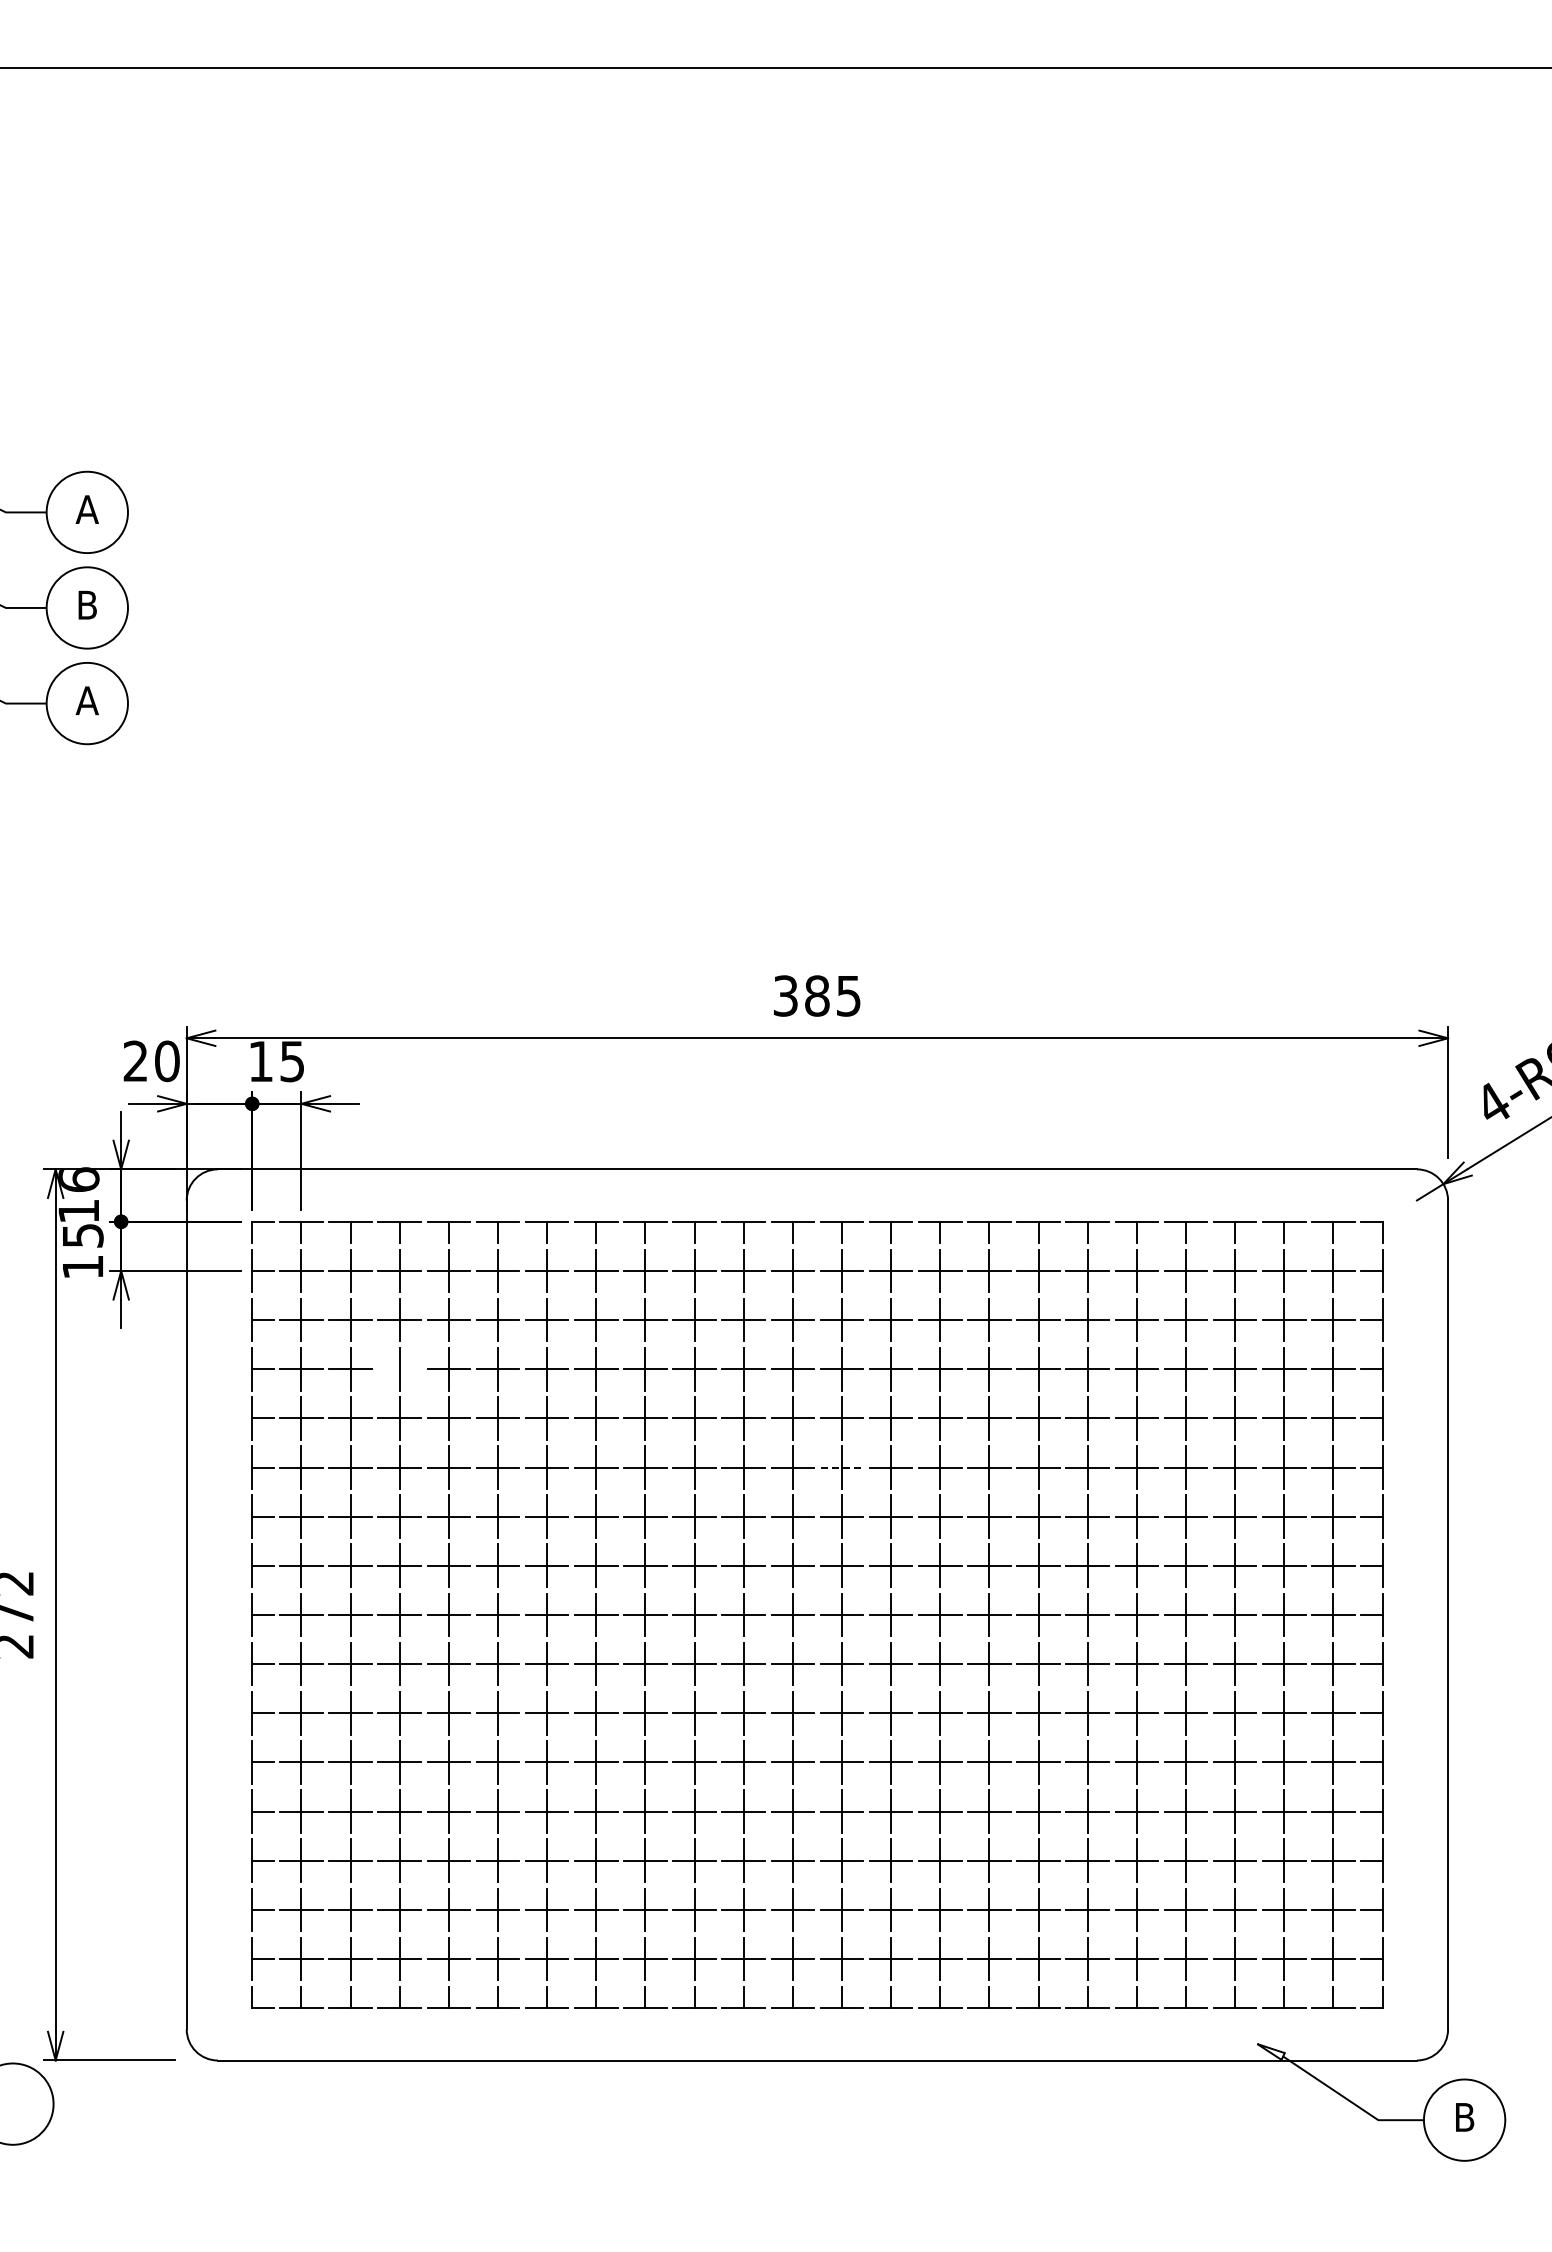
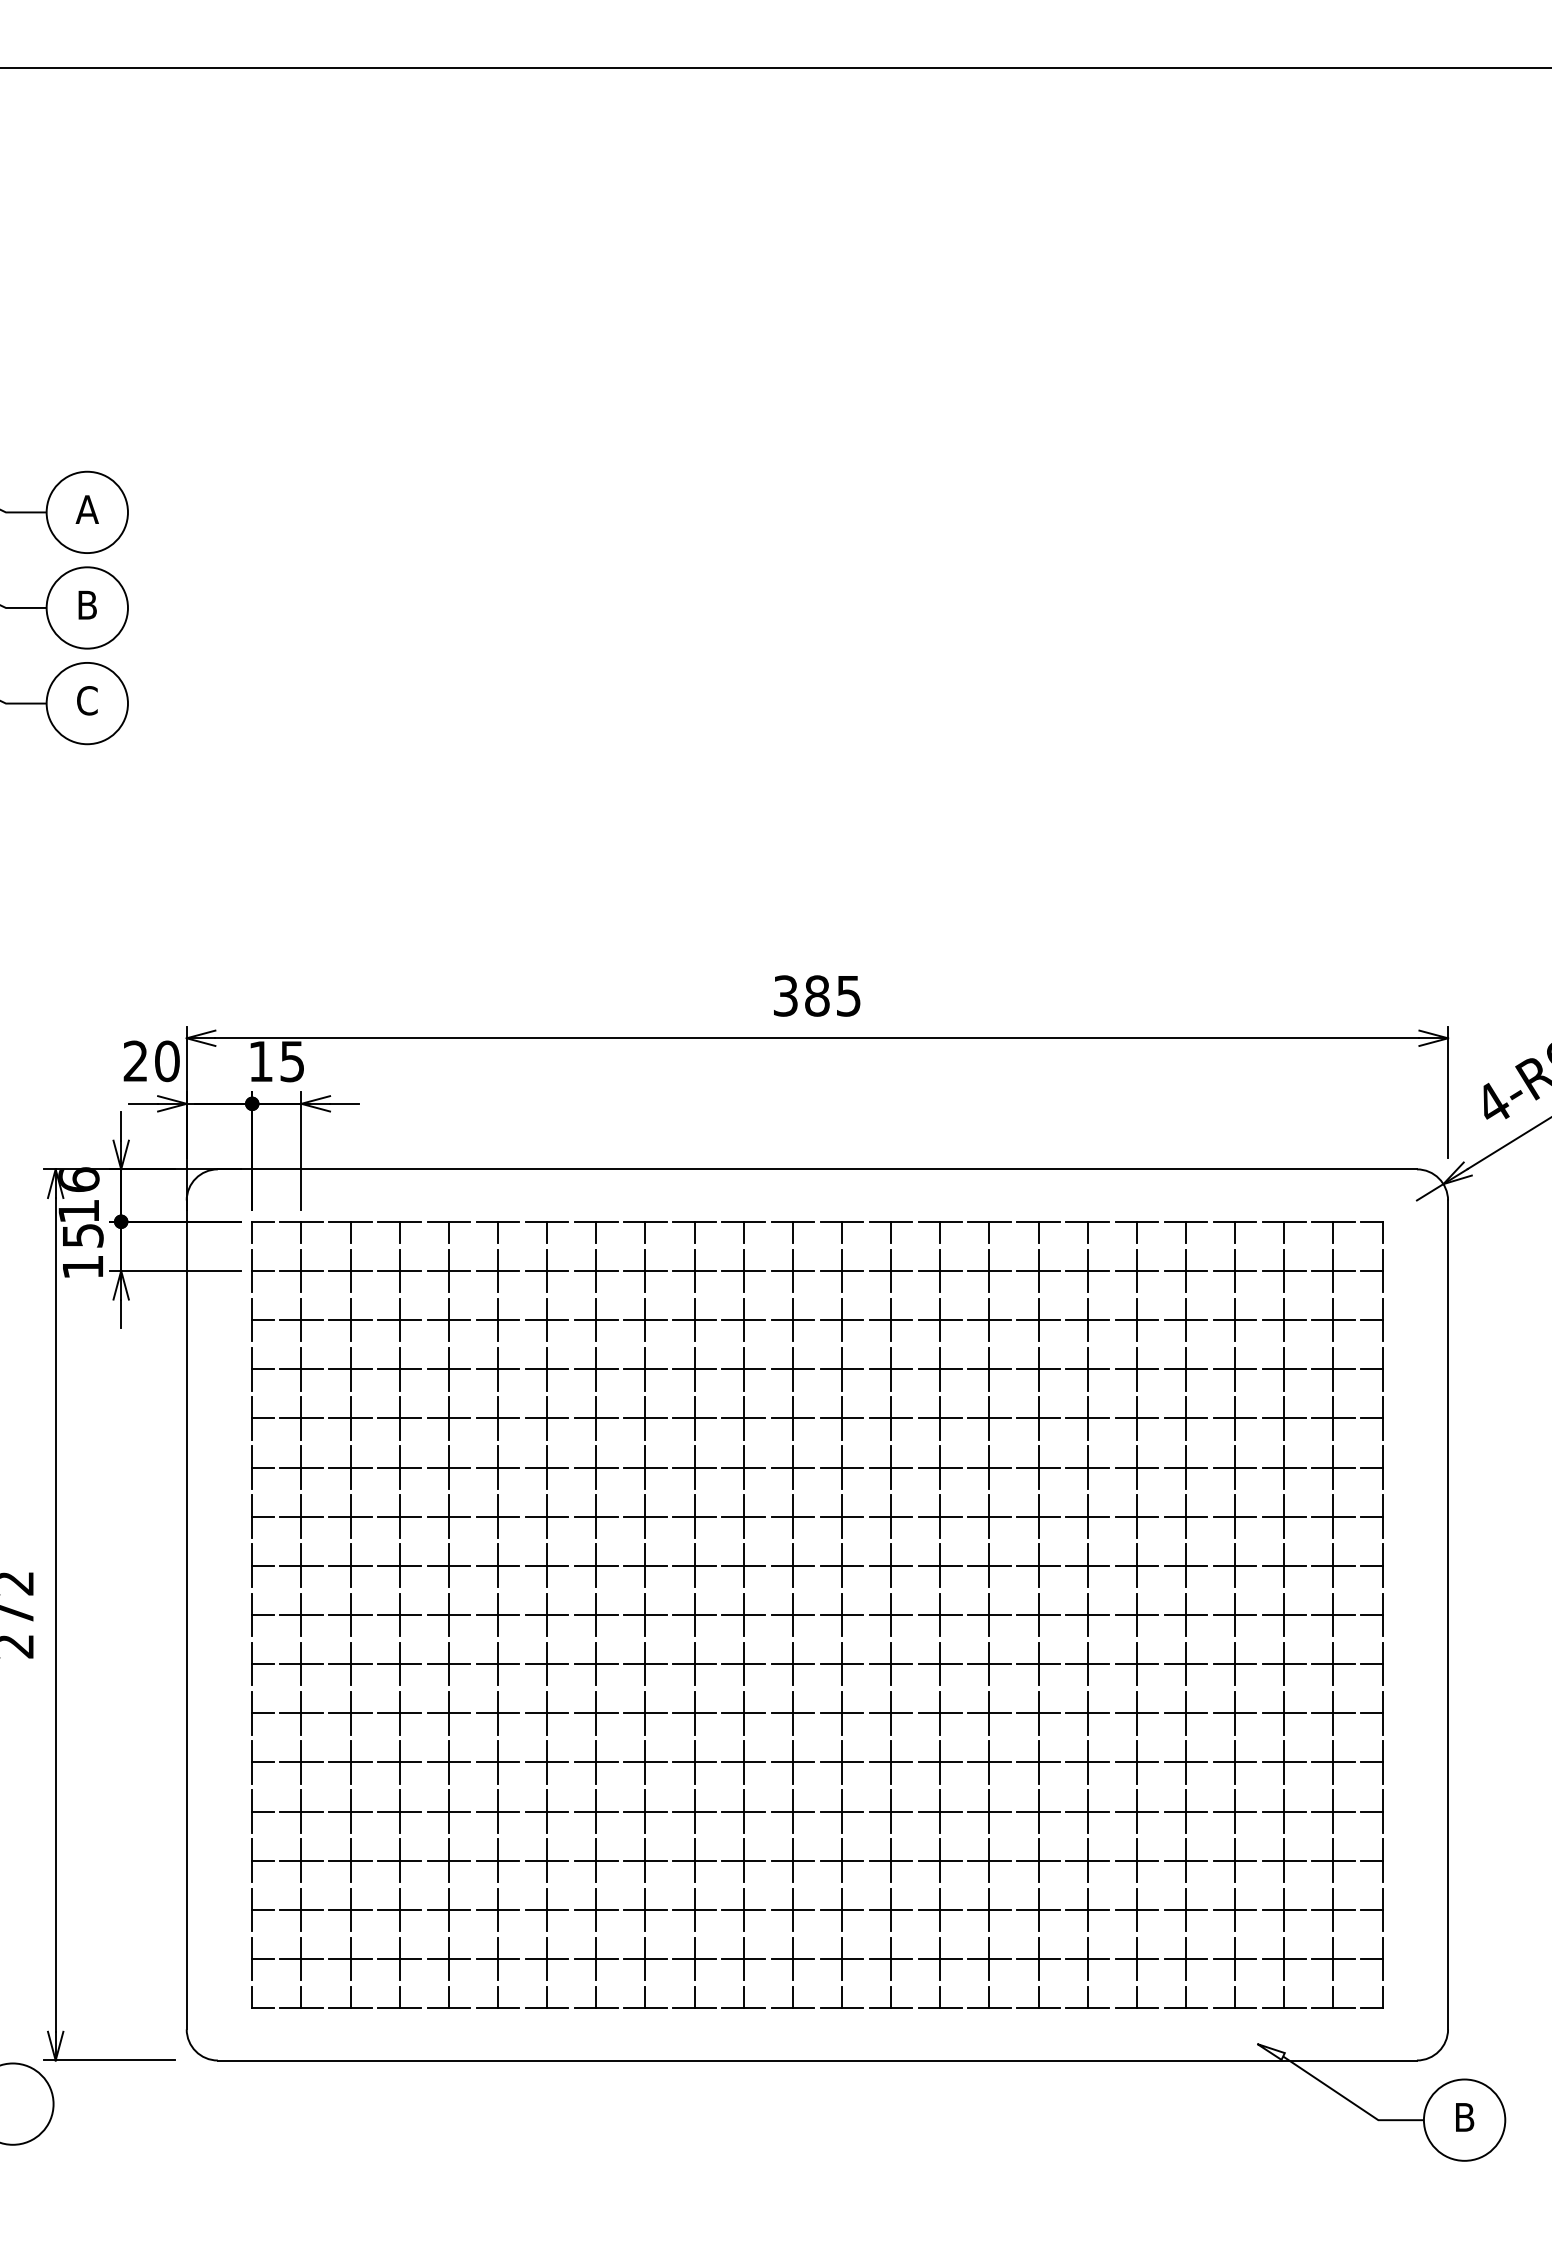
text: A -> C (86, 700)
line: none -> present (399, 1369)
line: dashed -> solid (842, 1467)
